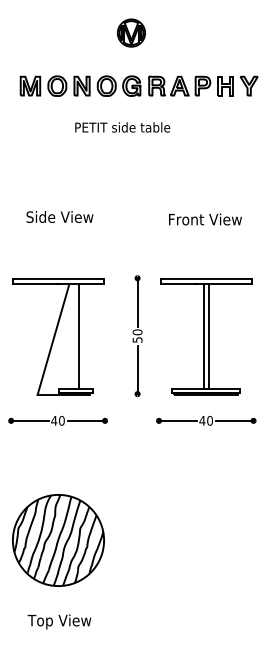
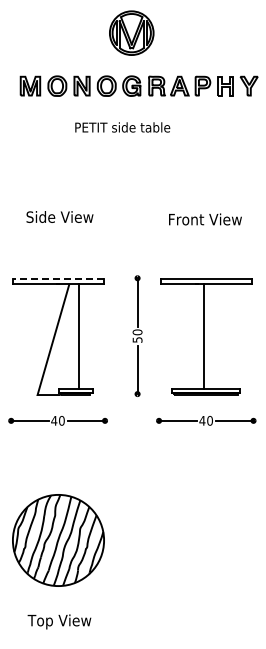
part size: 30x30 px -> 46x46 px (131, 32)
line: solid -> dashed (58, 279)
line: present -> none (208, 335)
